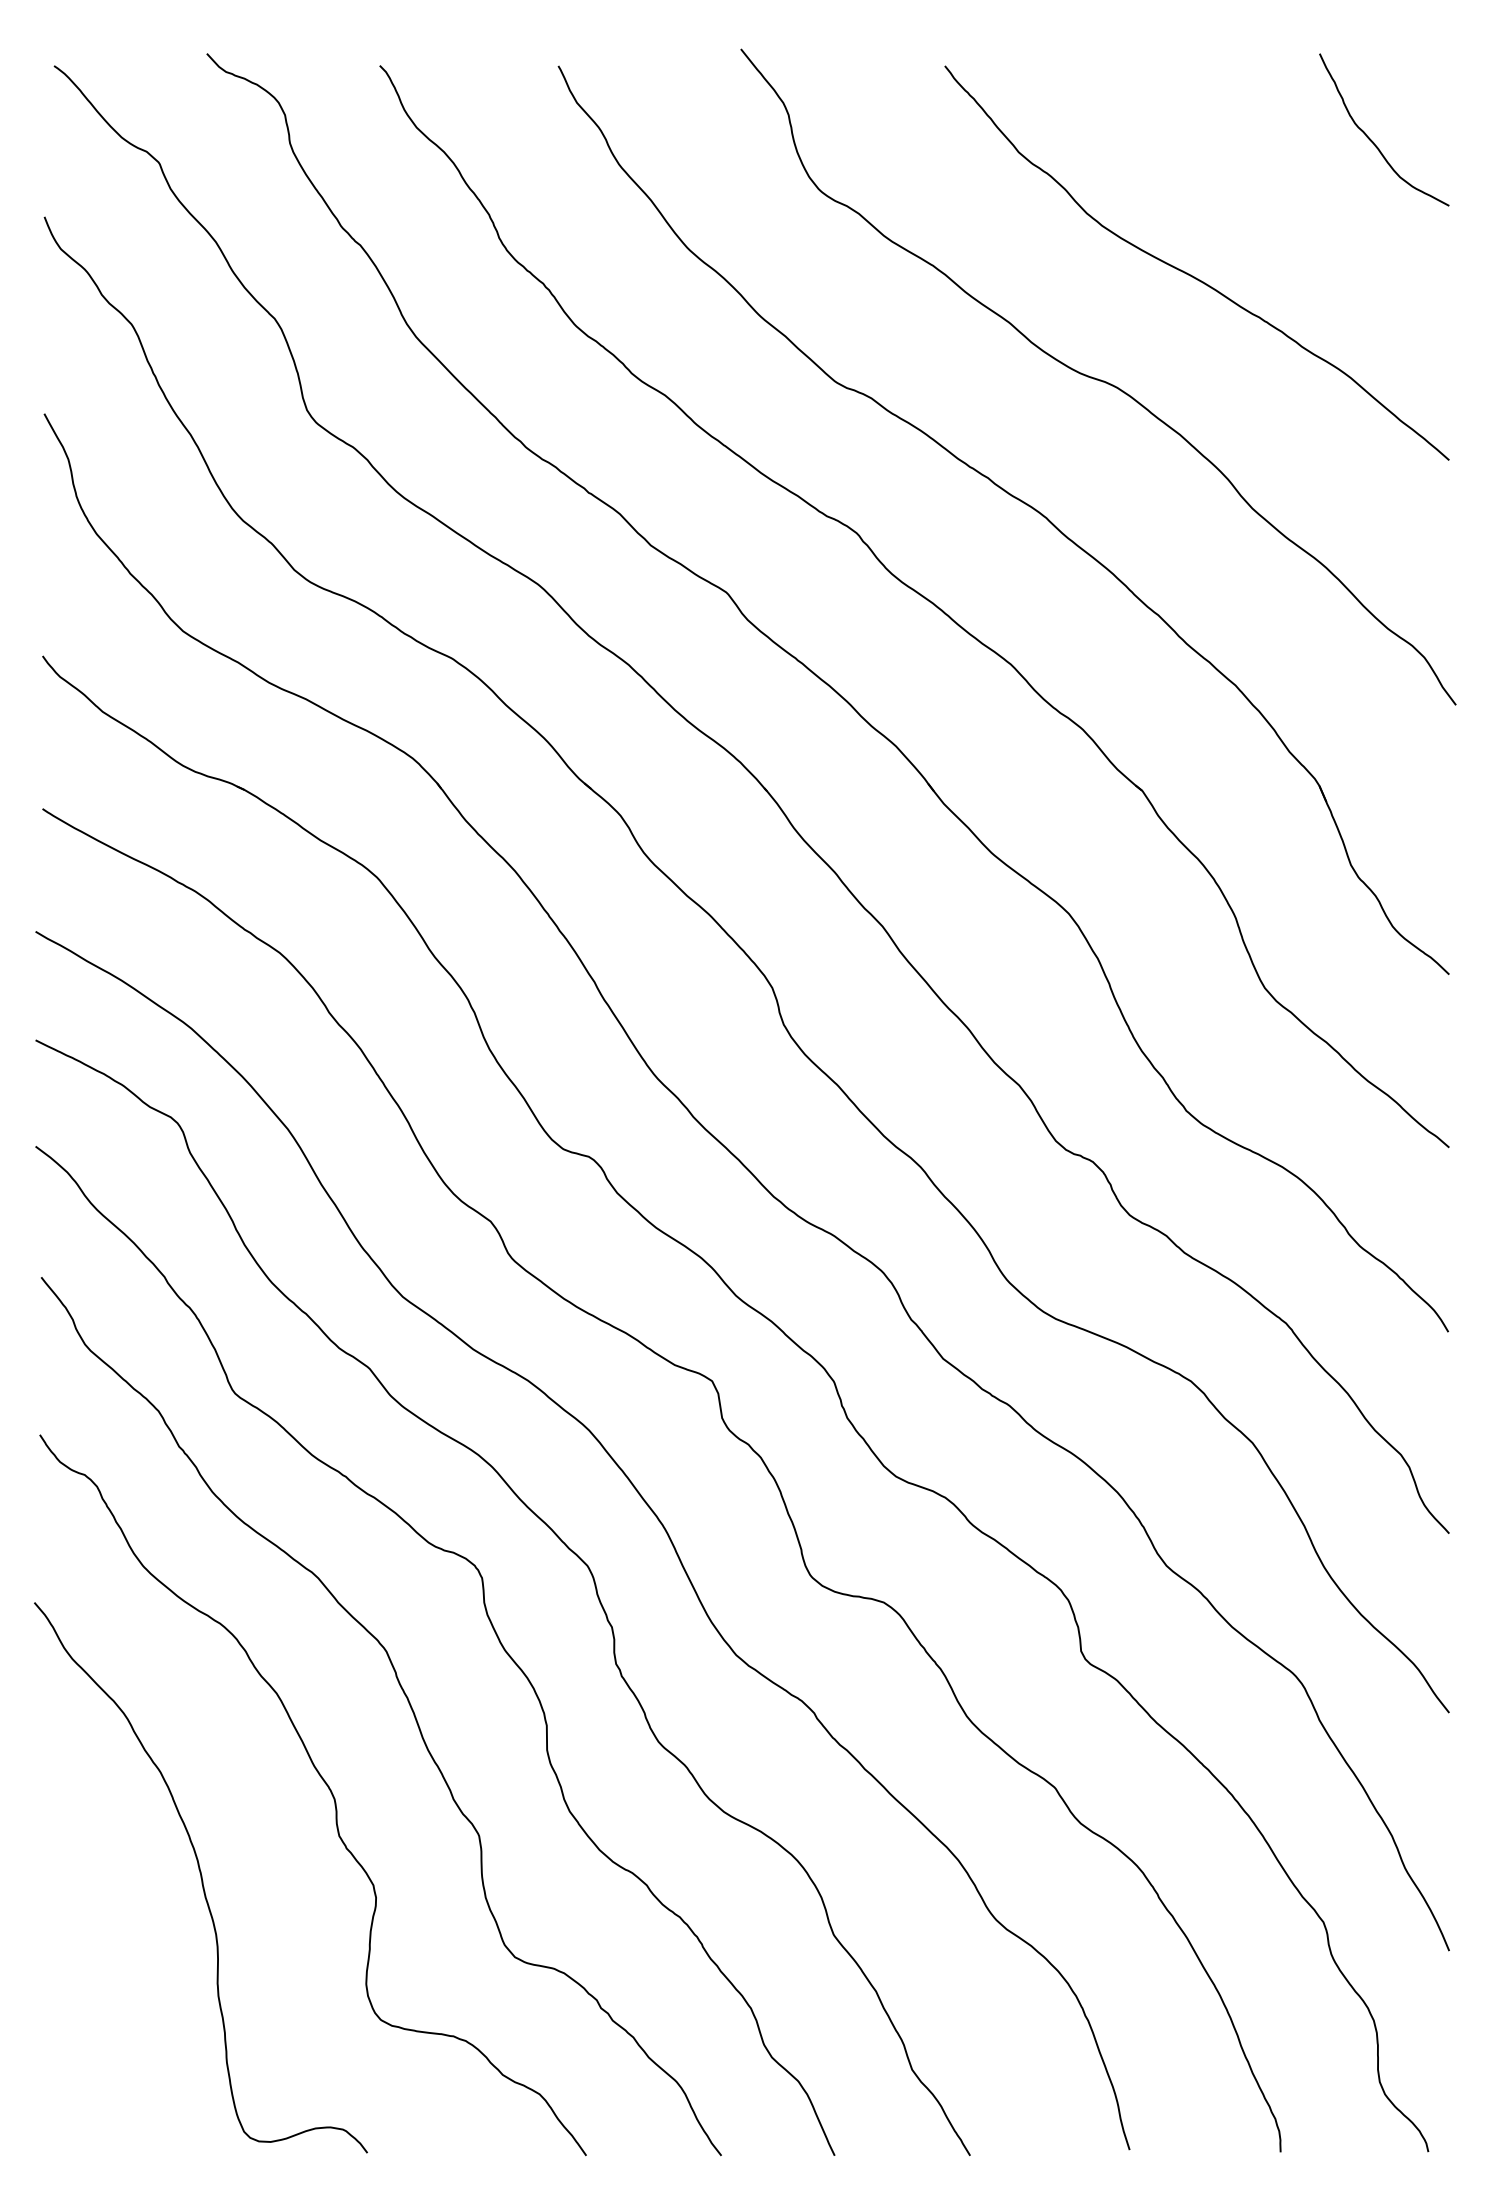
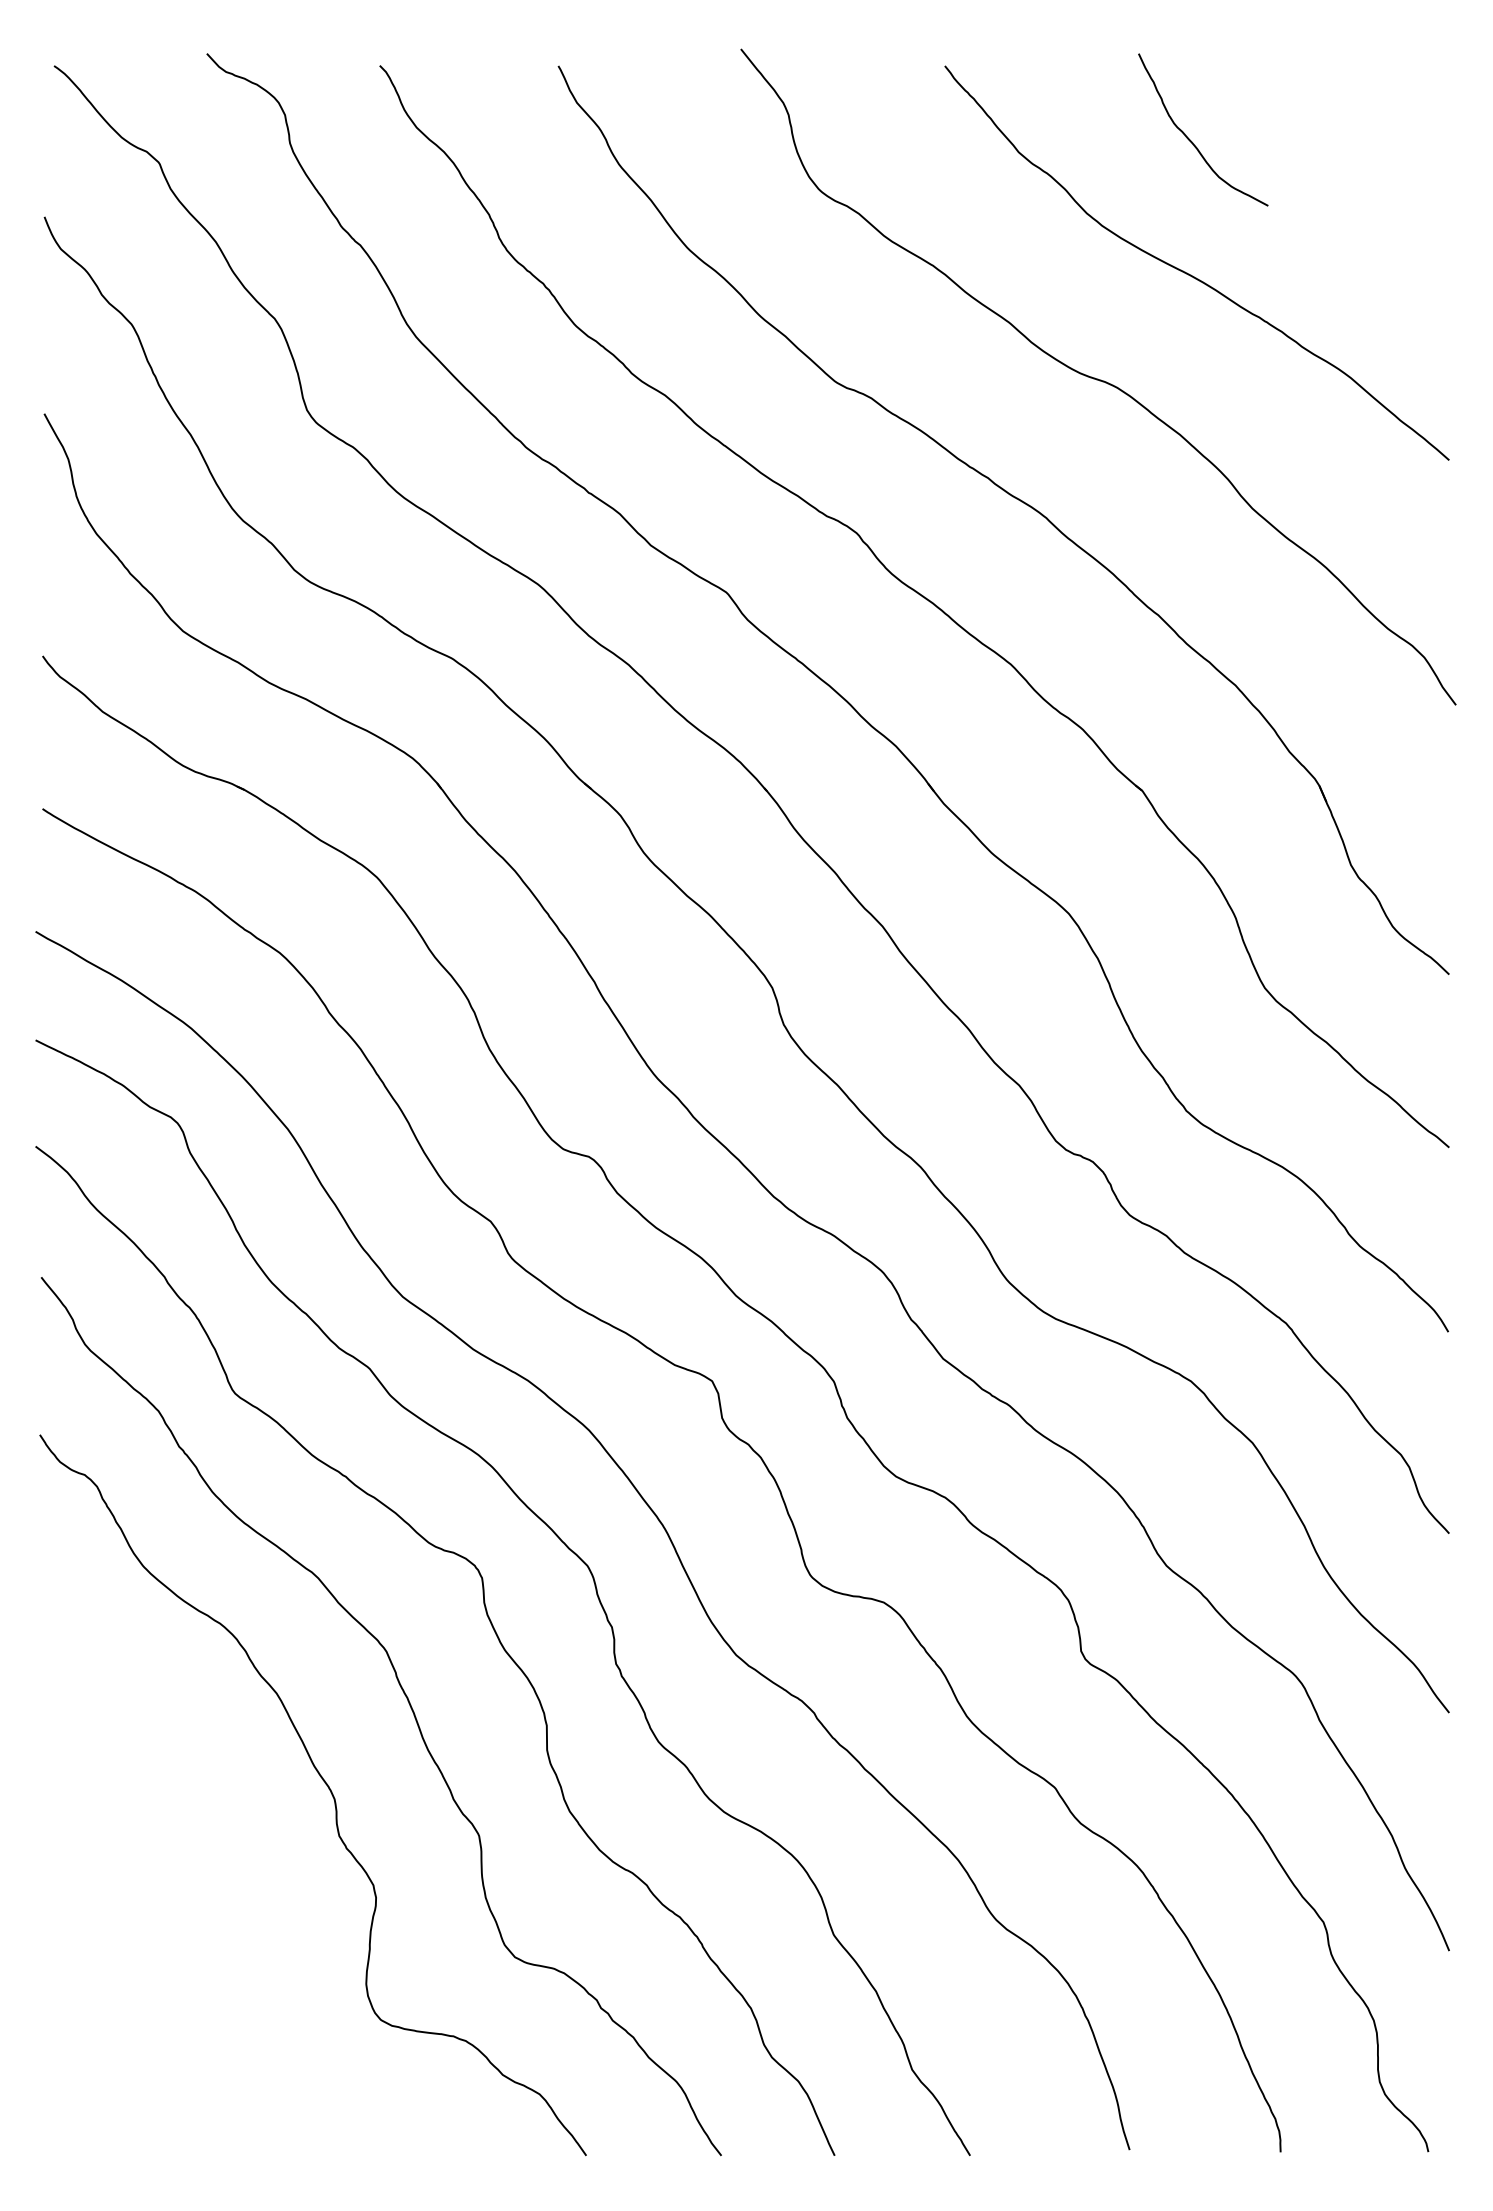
curve position: (1372, 140) -> (1191, 140) (1191, 140)
curve: present -> none (200, 1877)
